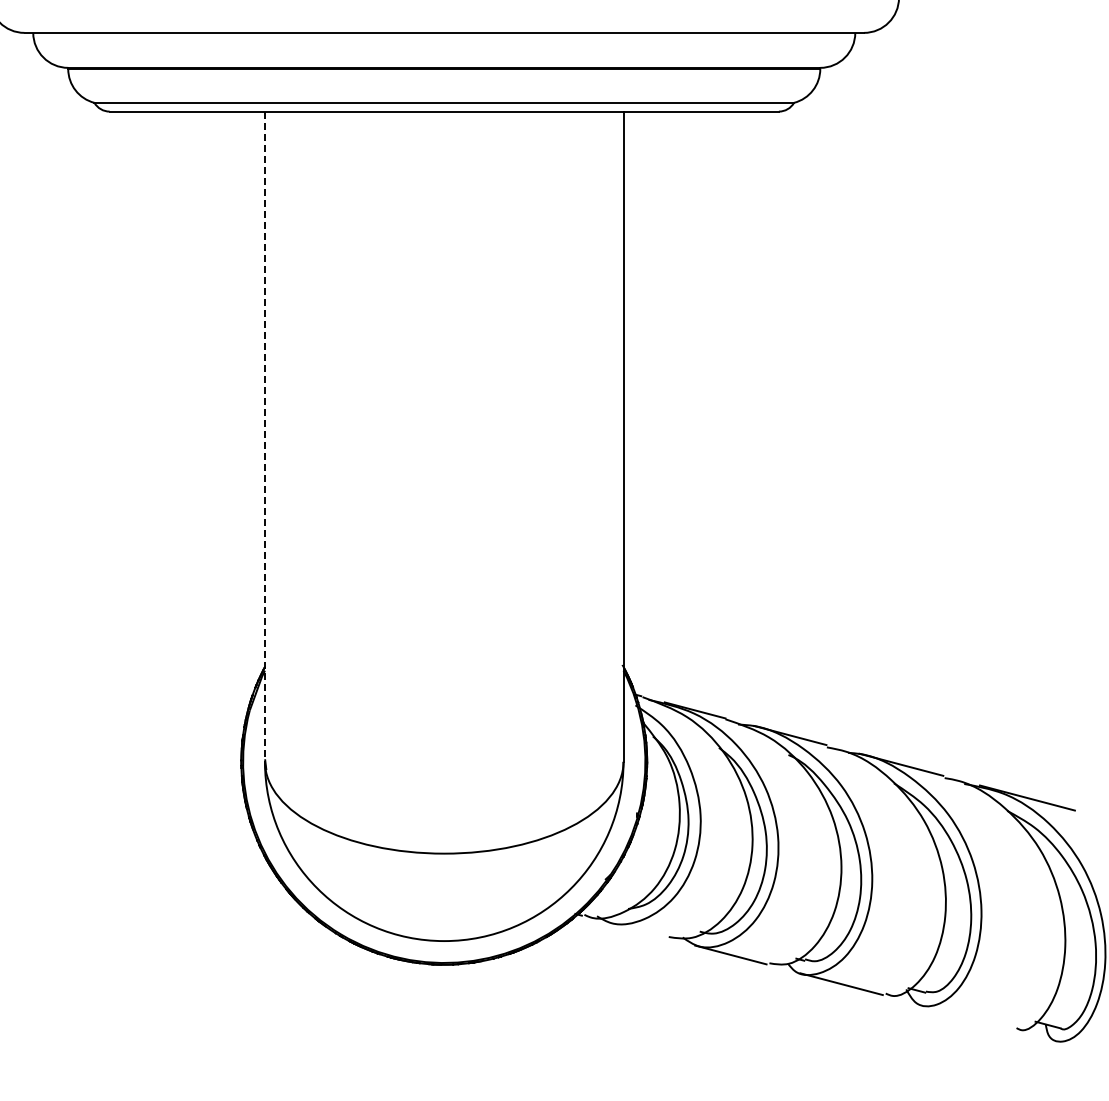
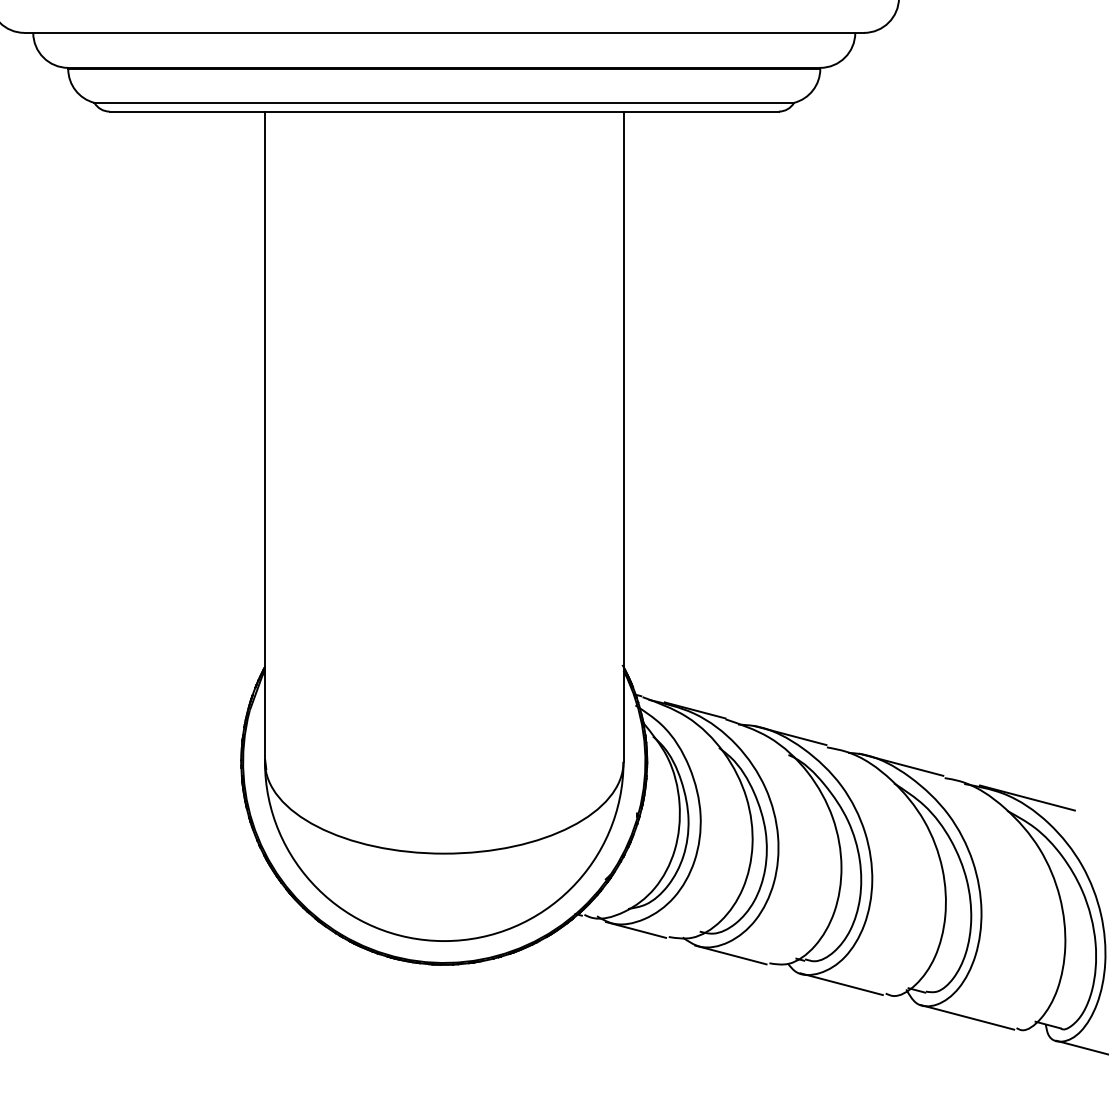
line: dashed -> solid (265, 437)
line: none -> present (636, 929)
line: none -> present (967, 1017)
line: none -> present (1080, 1046)
